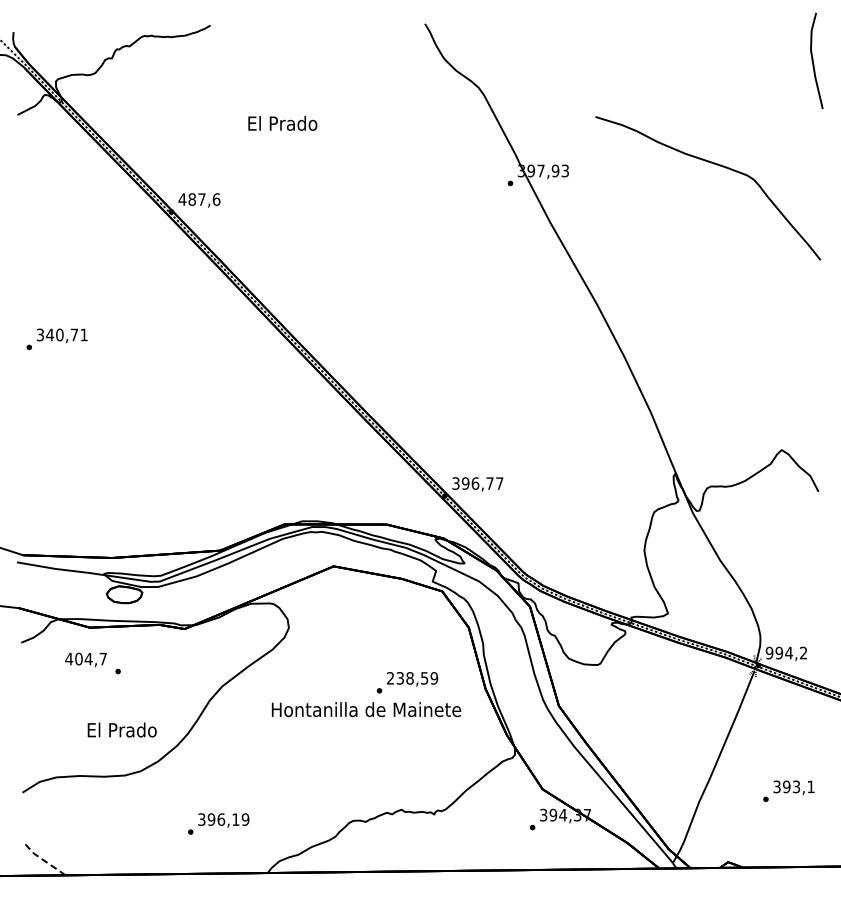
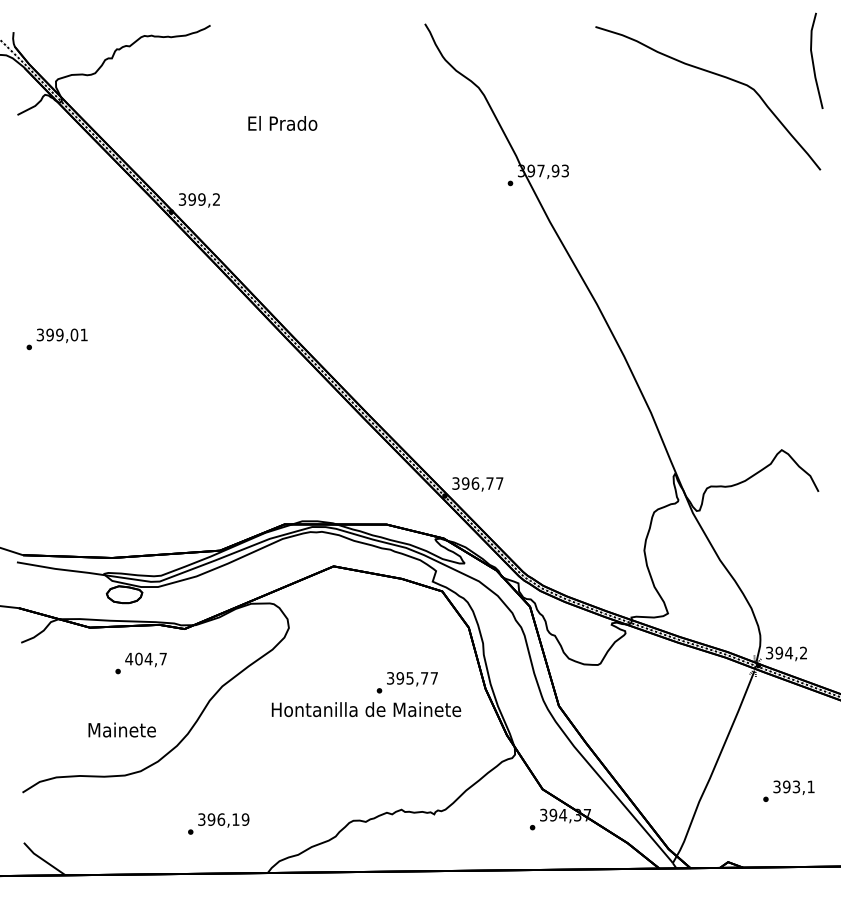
curve position: (716, 165) -> (716, 75) (716, 75)
text: 487,6 -> 399,2 (199, 199)
text: 340,71 -> 399,01 (62, 334)
text: 994,2 -> 394,2 (769, 652)
text position: (85, 659) -> (145, 659) (145, 659)
text: 238,59 -> 395,77 (412, 678)
text: El Prado -> Mainete (121, 729)
line: dashed -> solid (42, 859)
